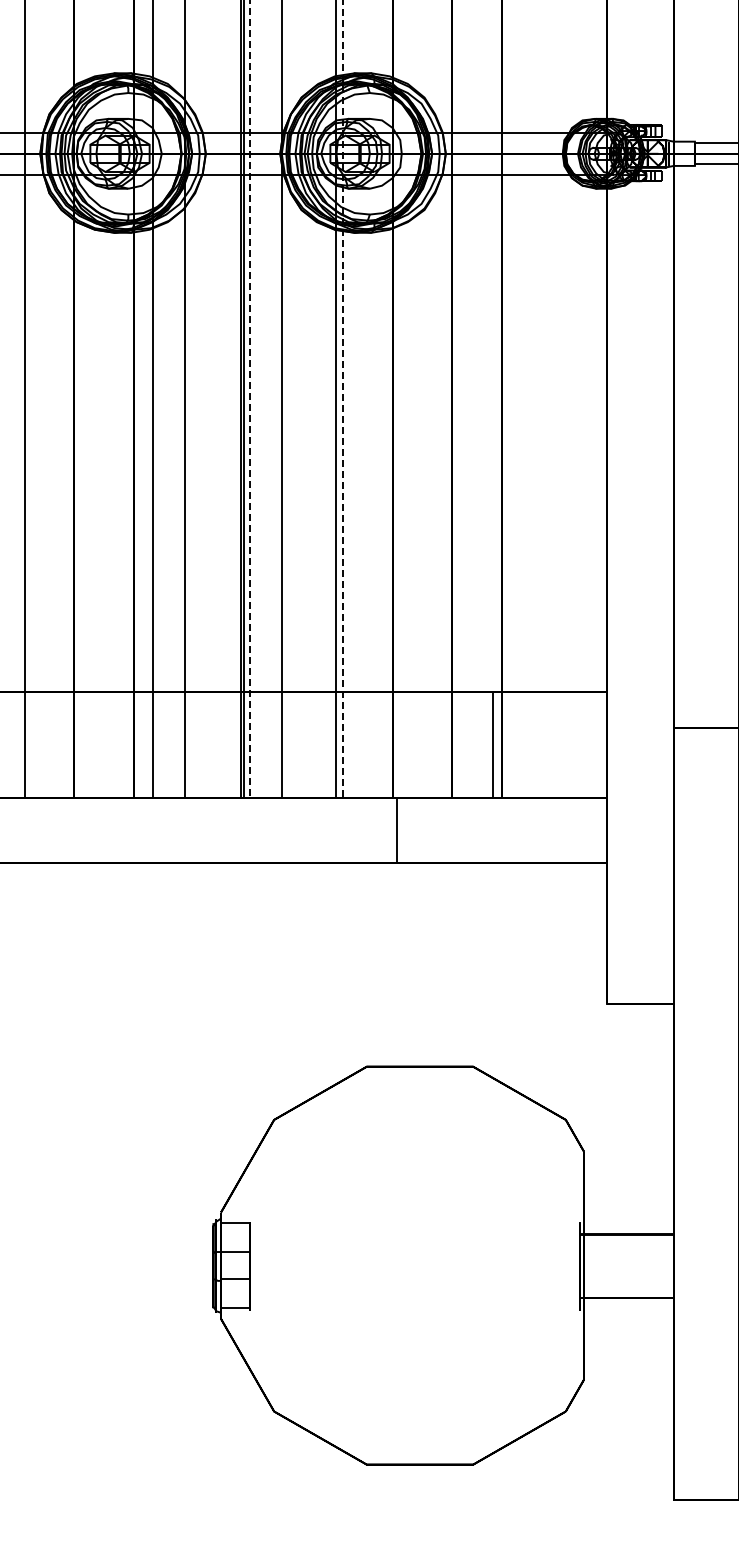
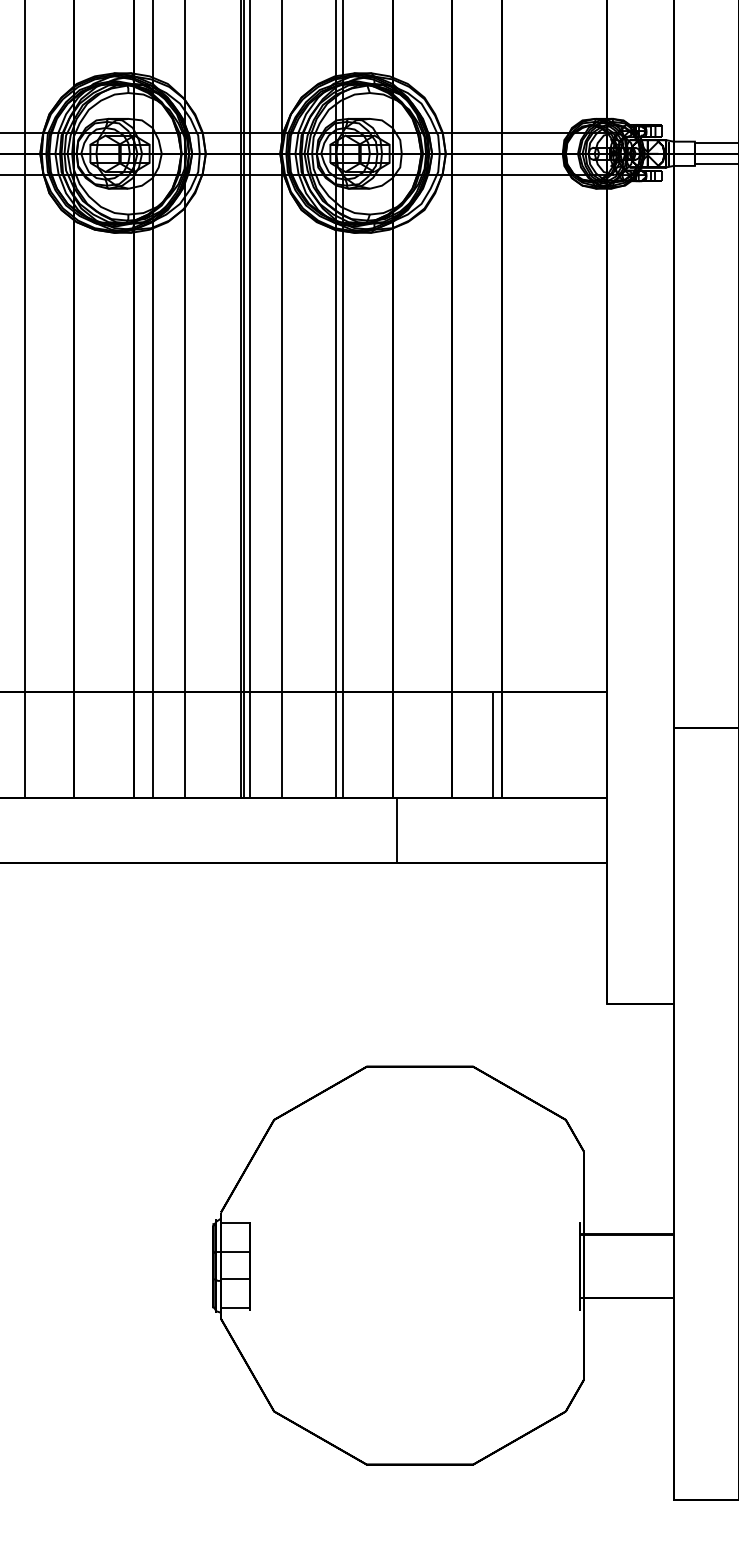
line: dashed -> solid (249, 443)
line: dashed -> solid (342, 454)
